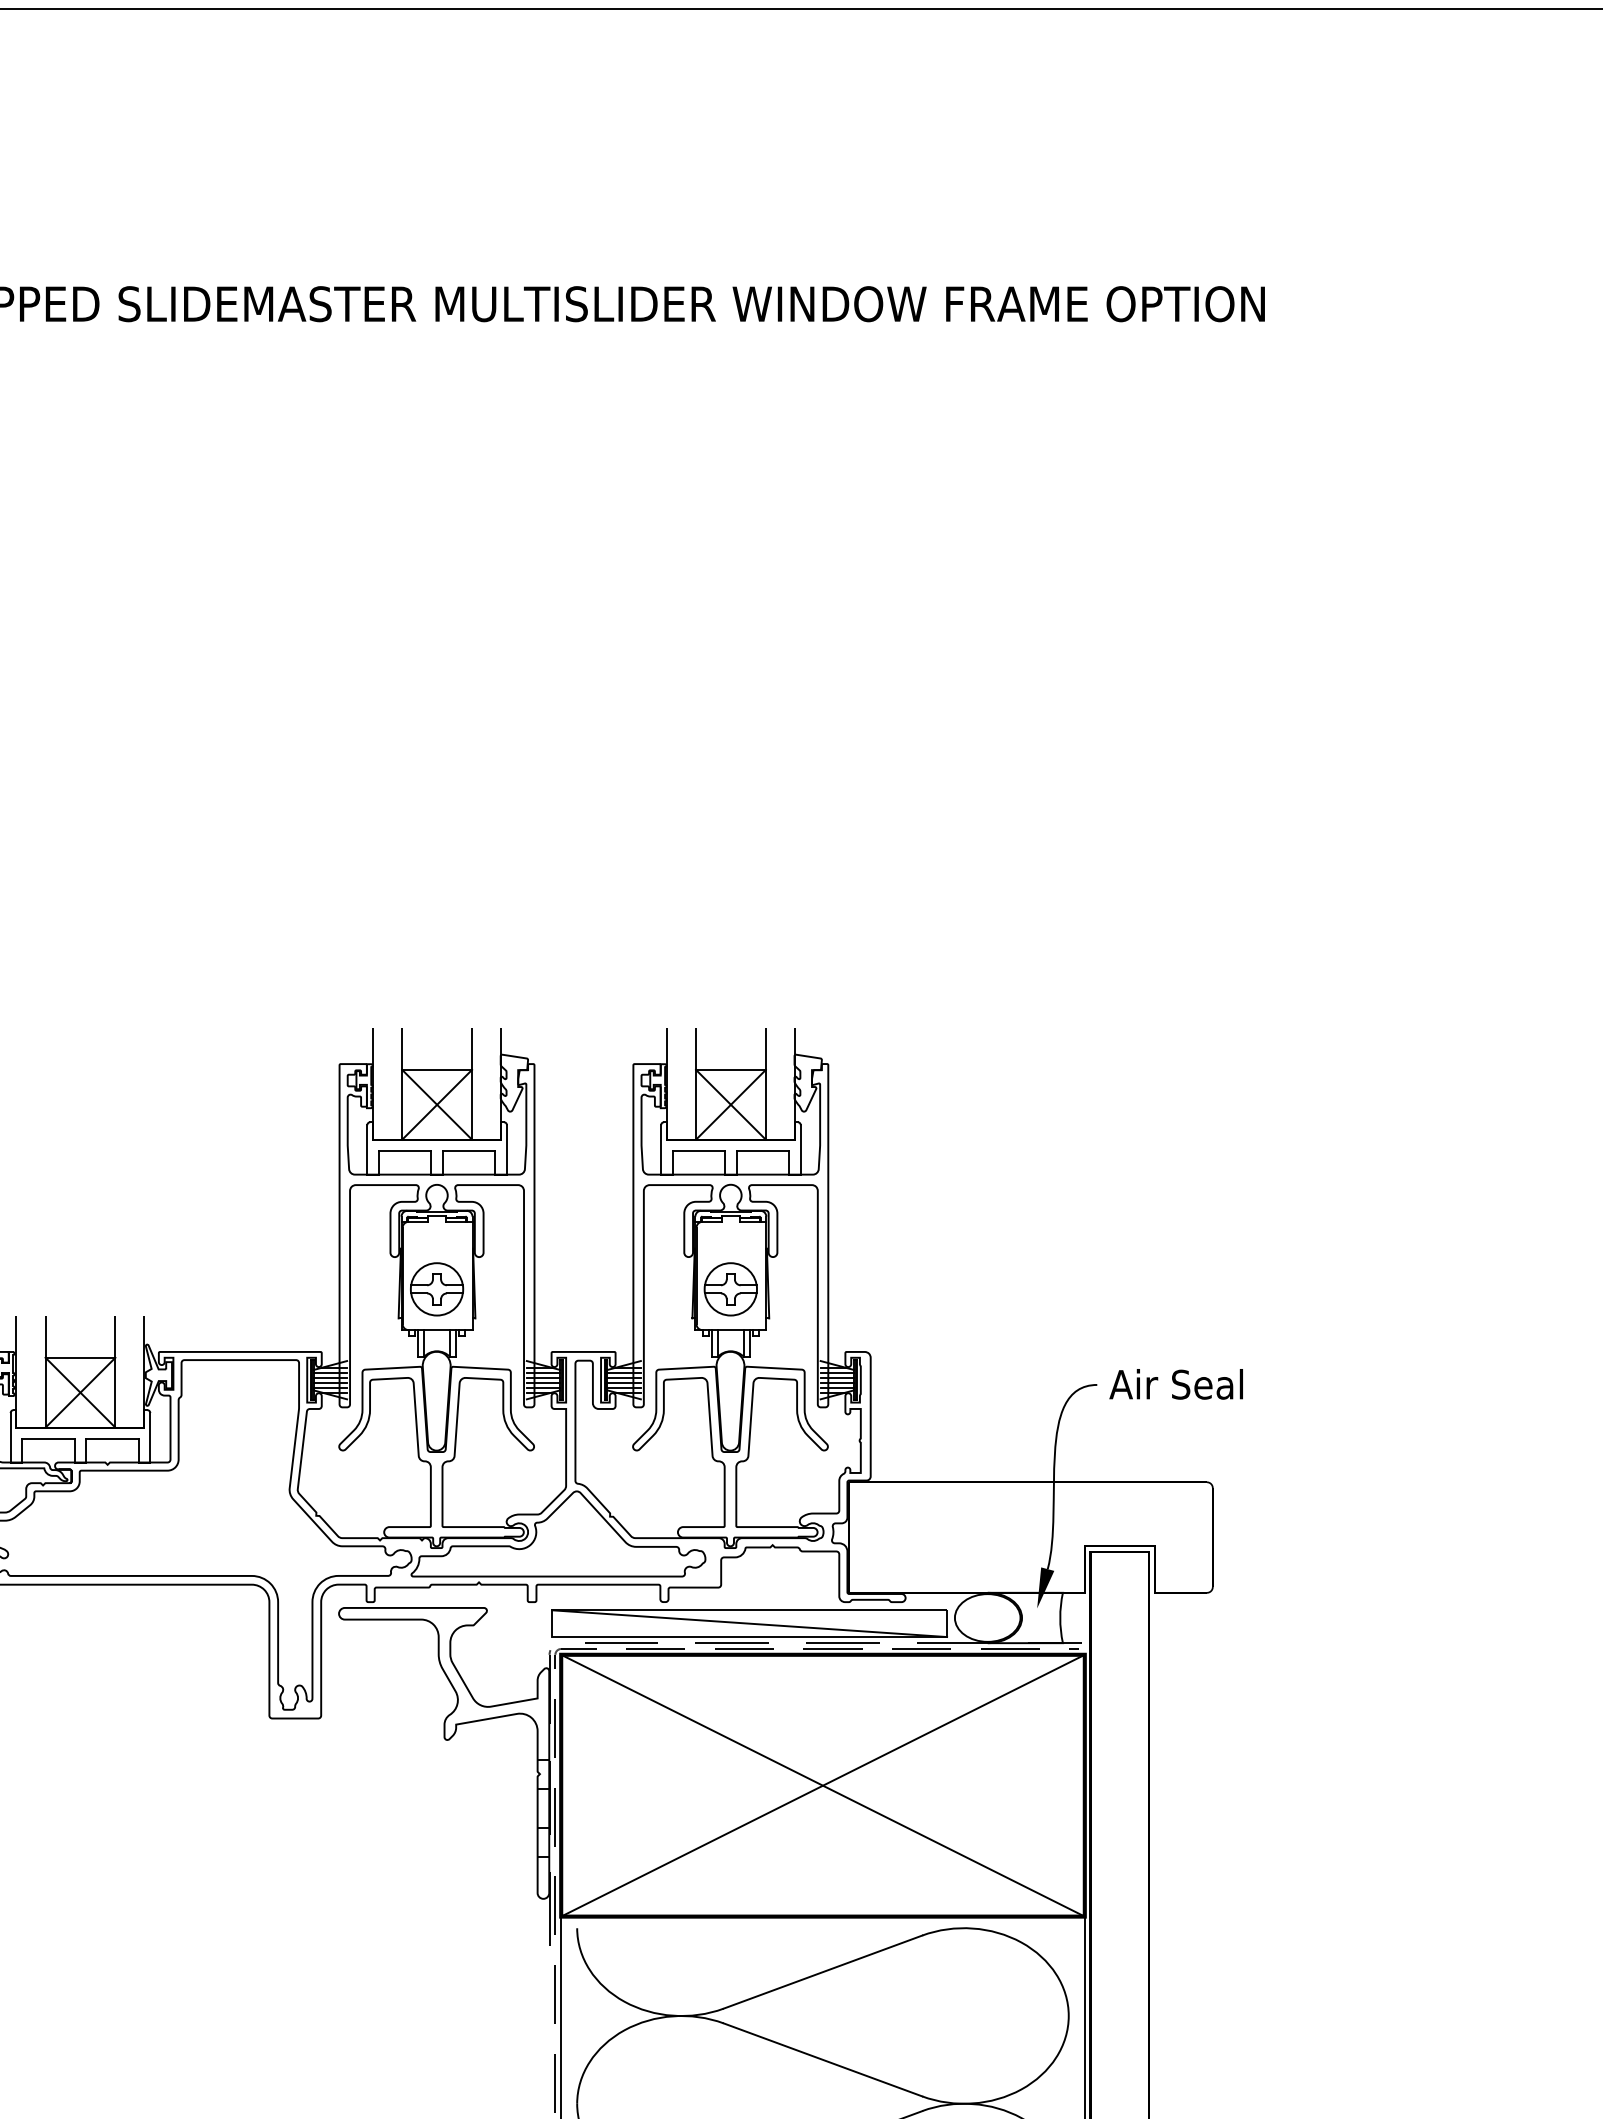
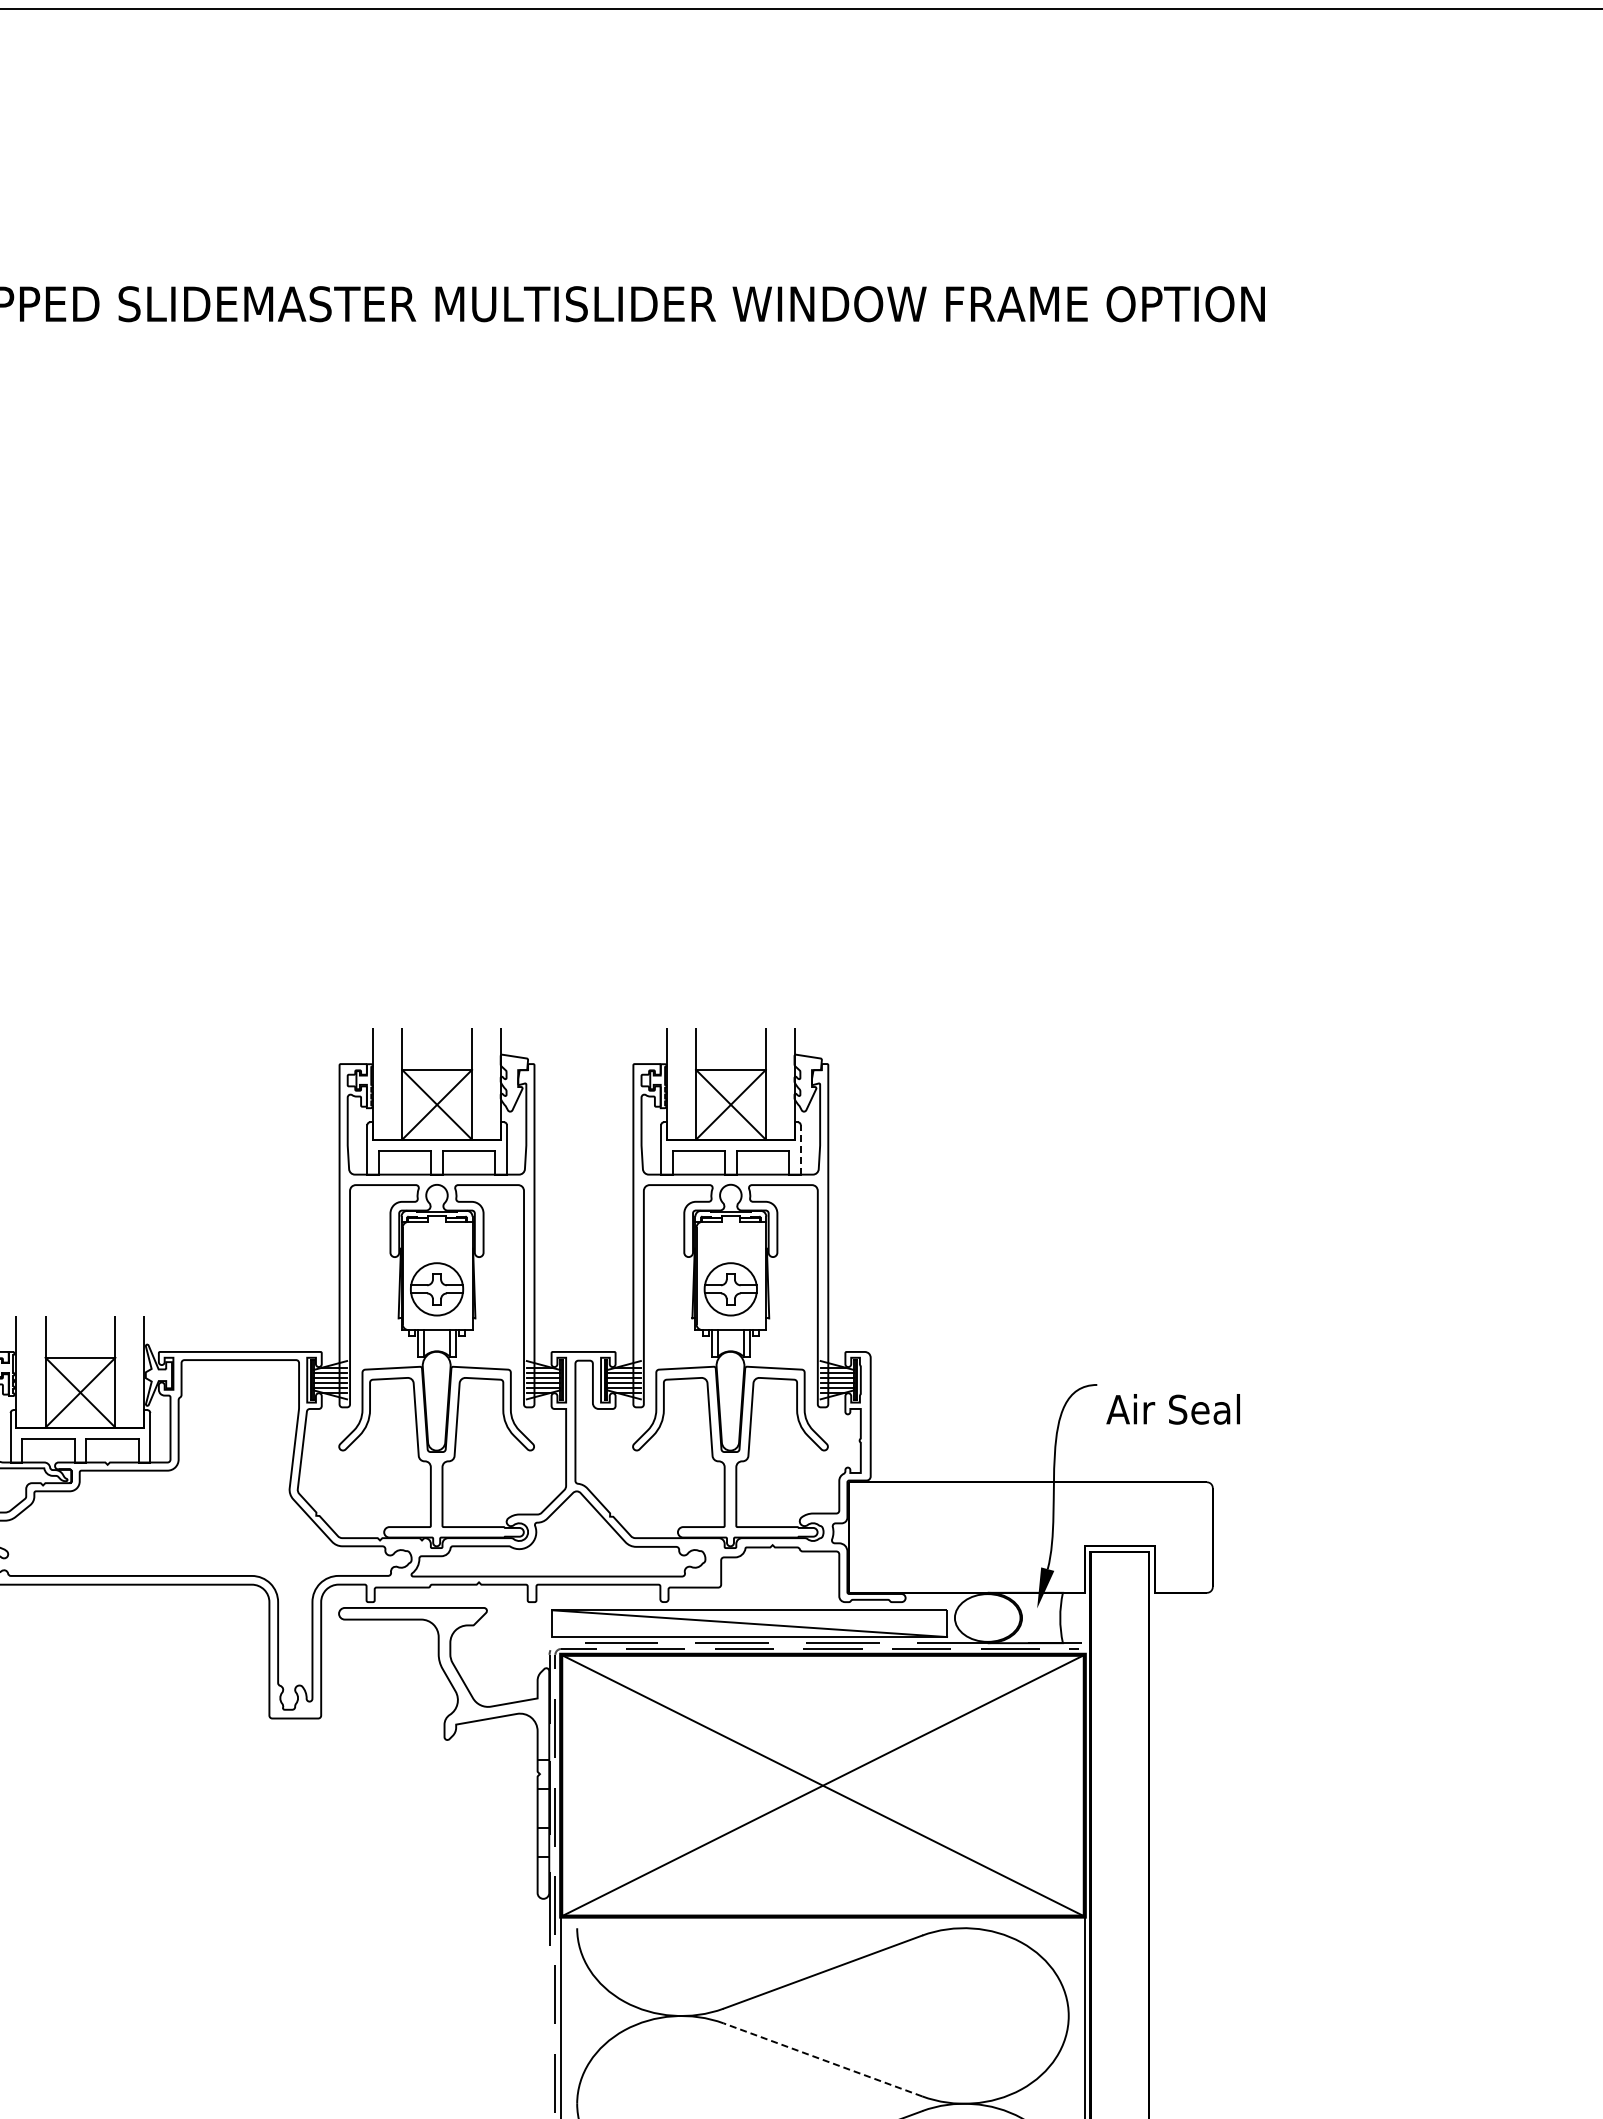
line: solid -> dashed (800, 1149)
text position: (1175, 1384) -> (1172, 1409) (1172, 1409)
line: solid -> dashed (822, 2059)
